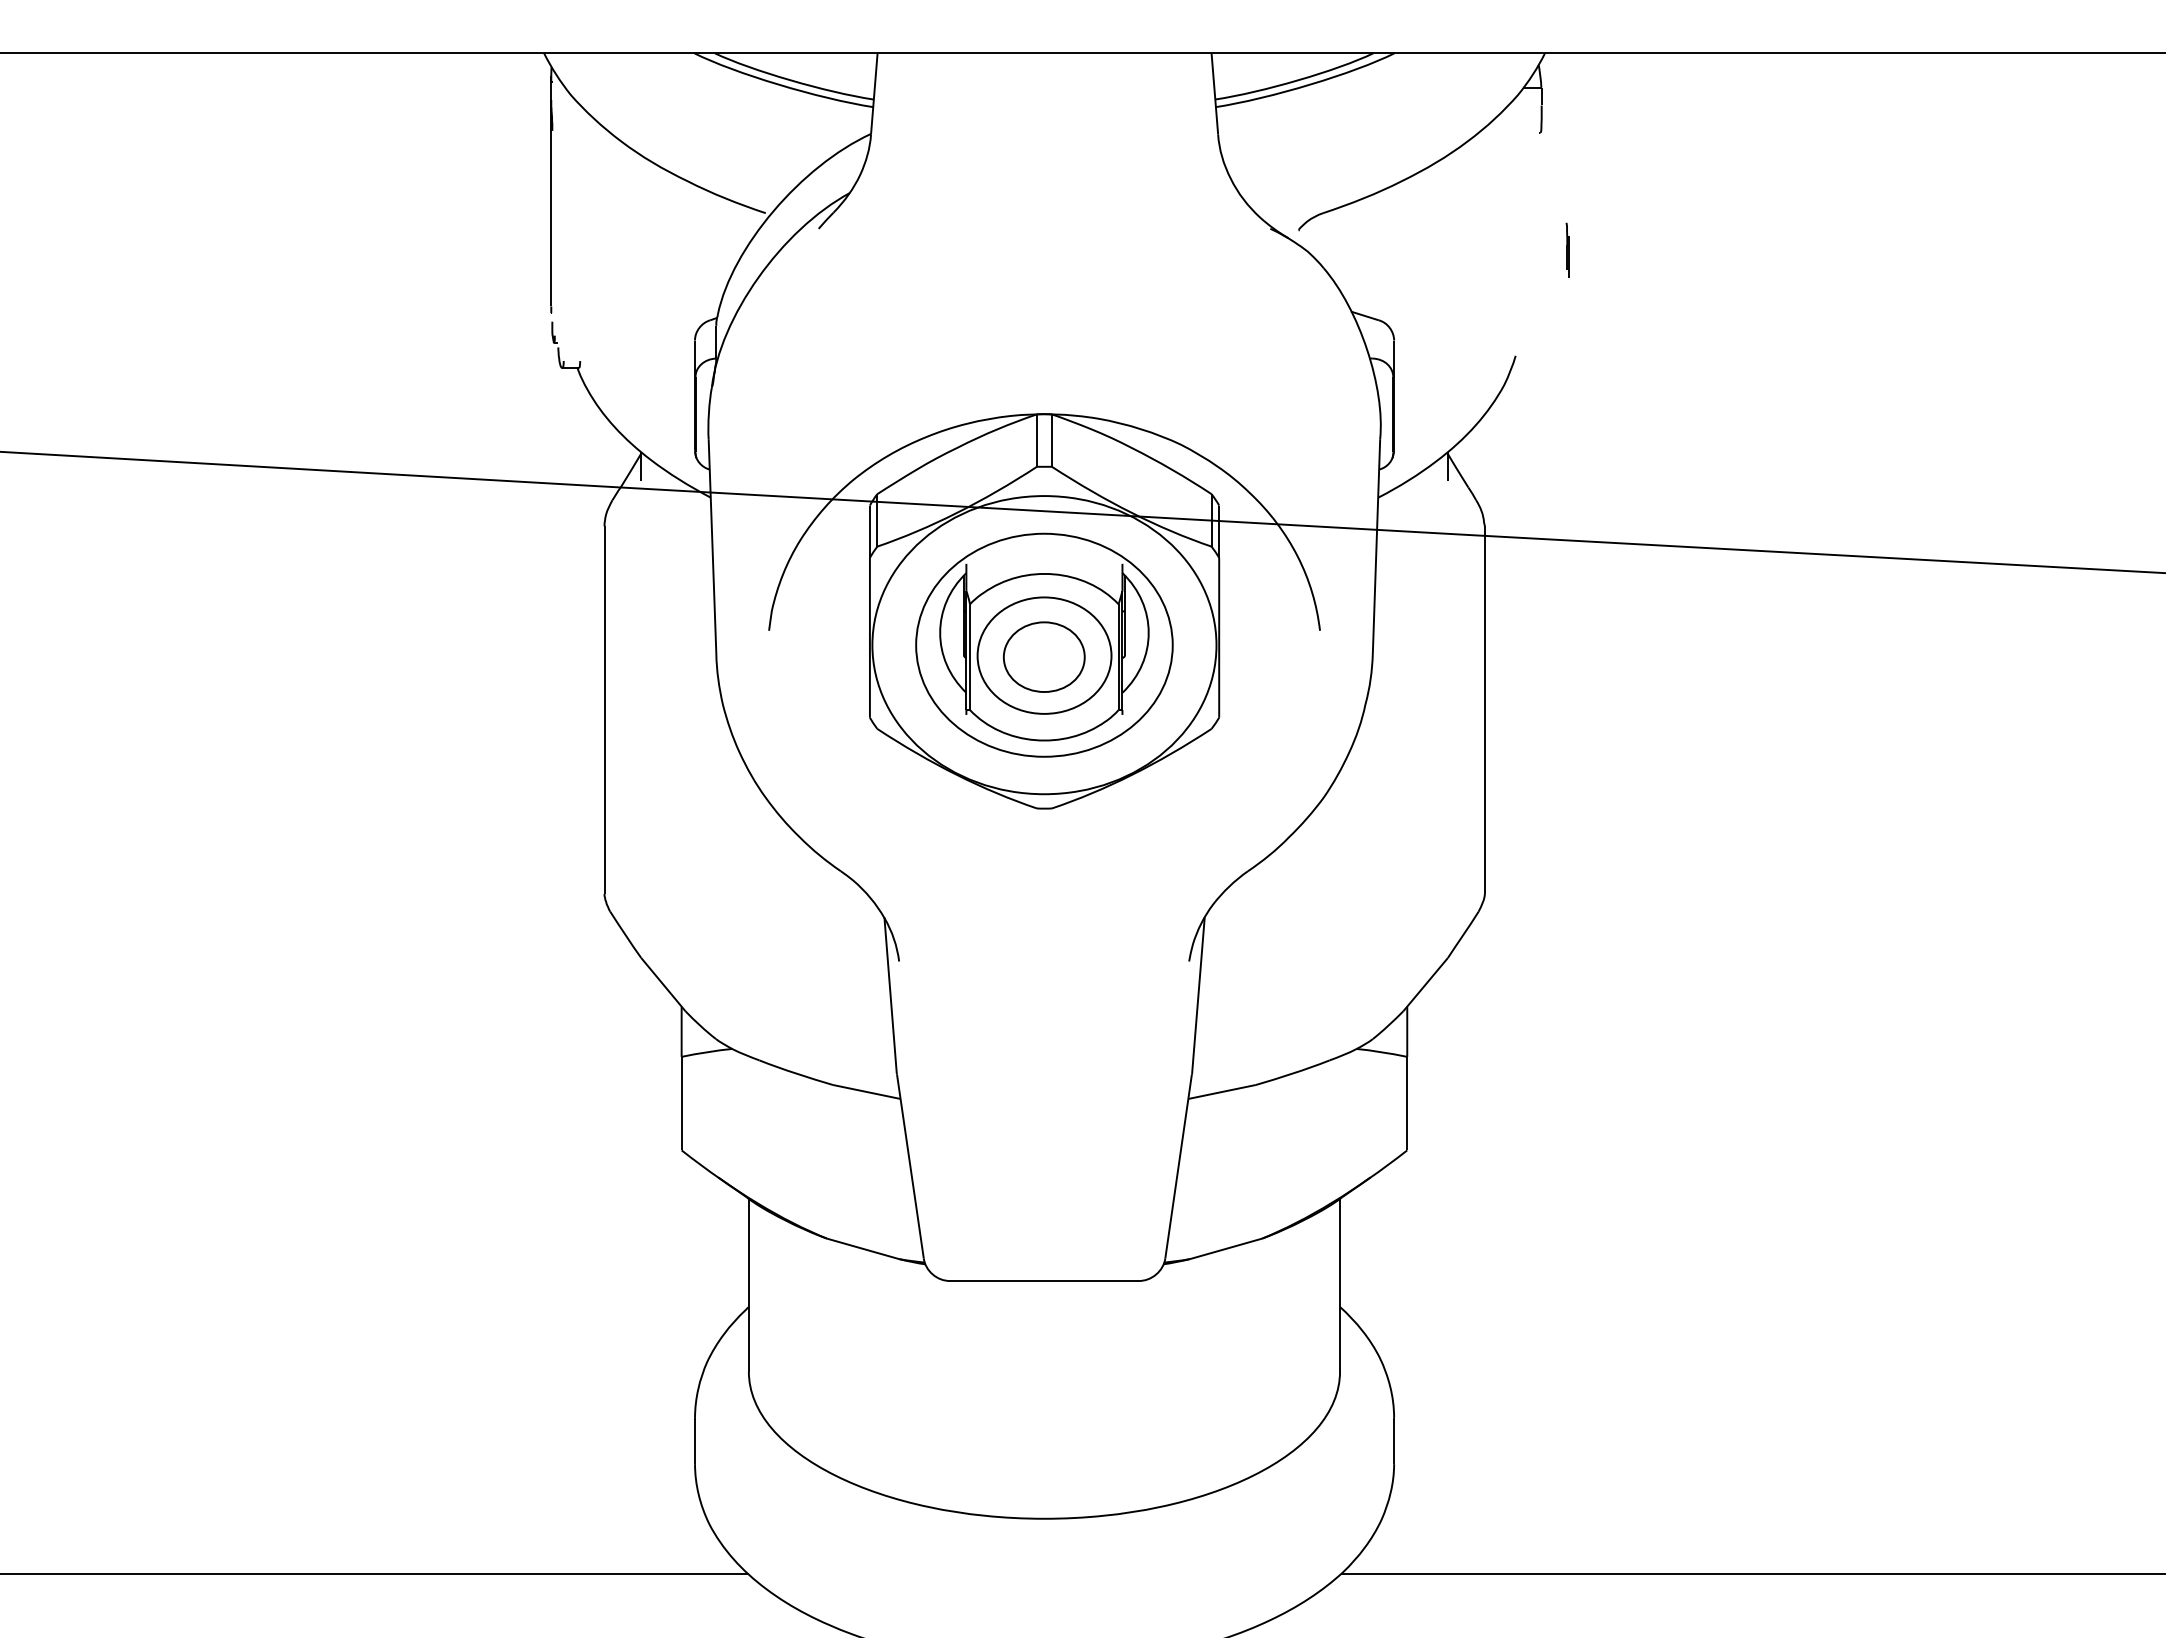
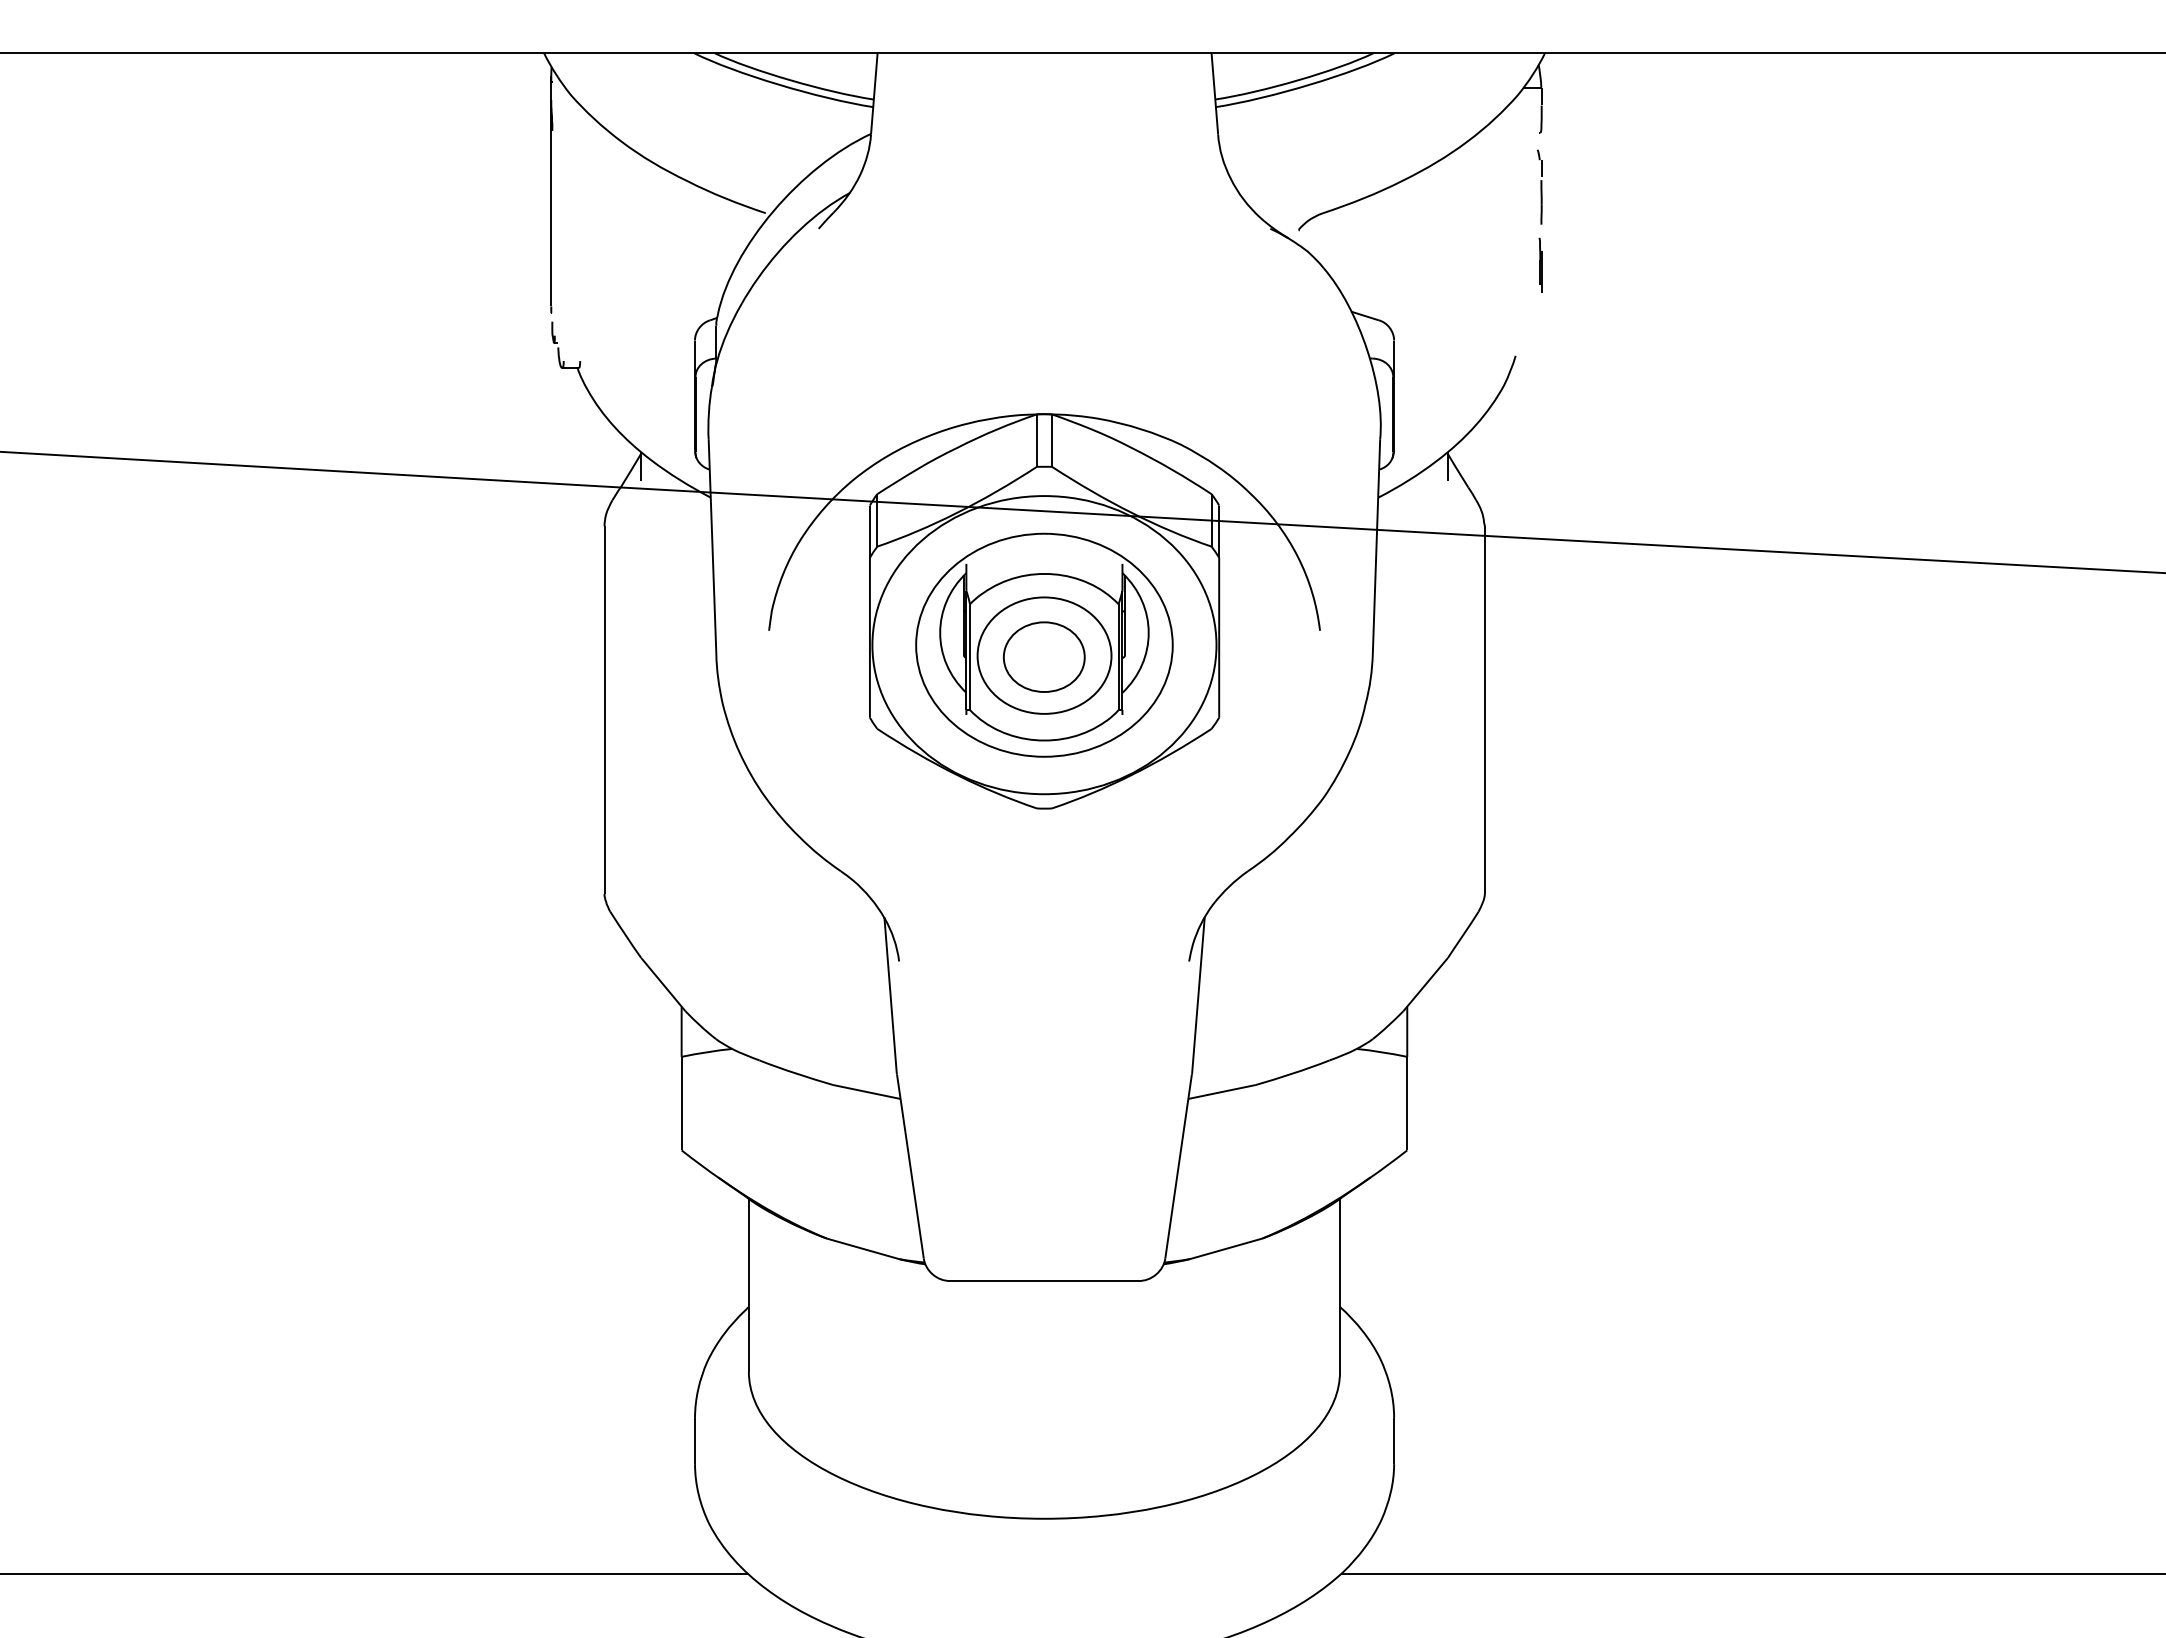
part: none -> present (1539, 186)
line position: (1567, 249) -> (1540, 264) (1540, 264)
